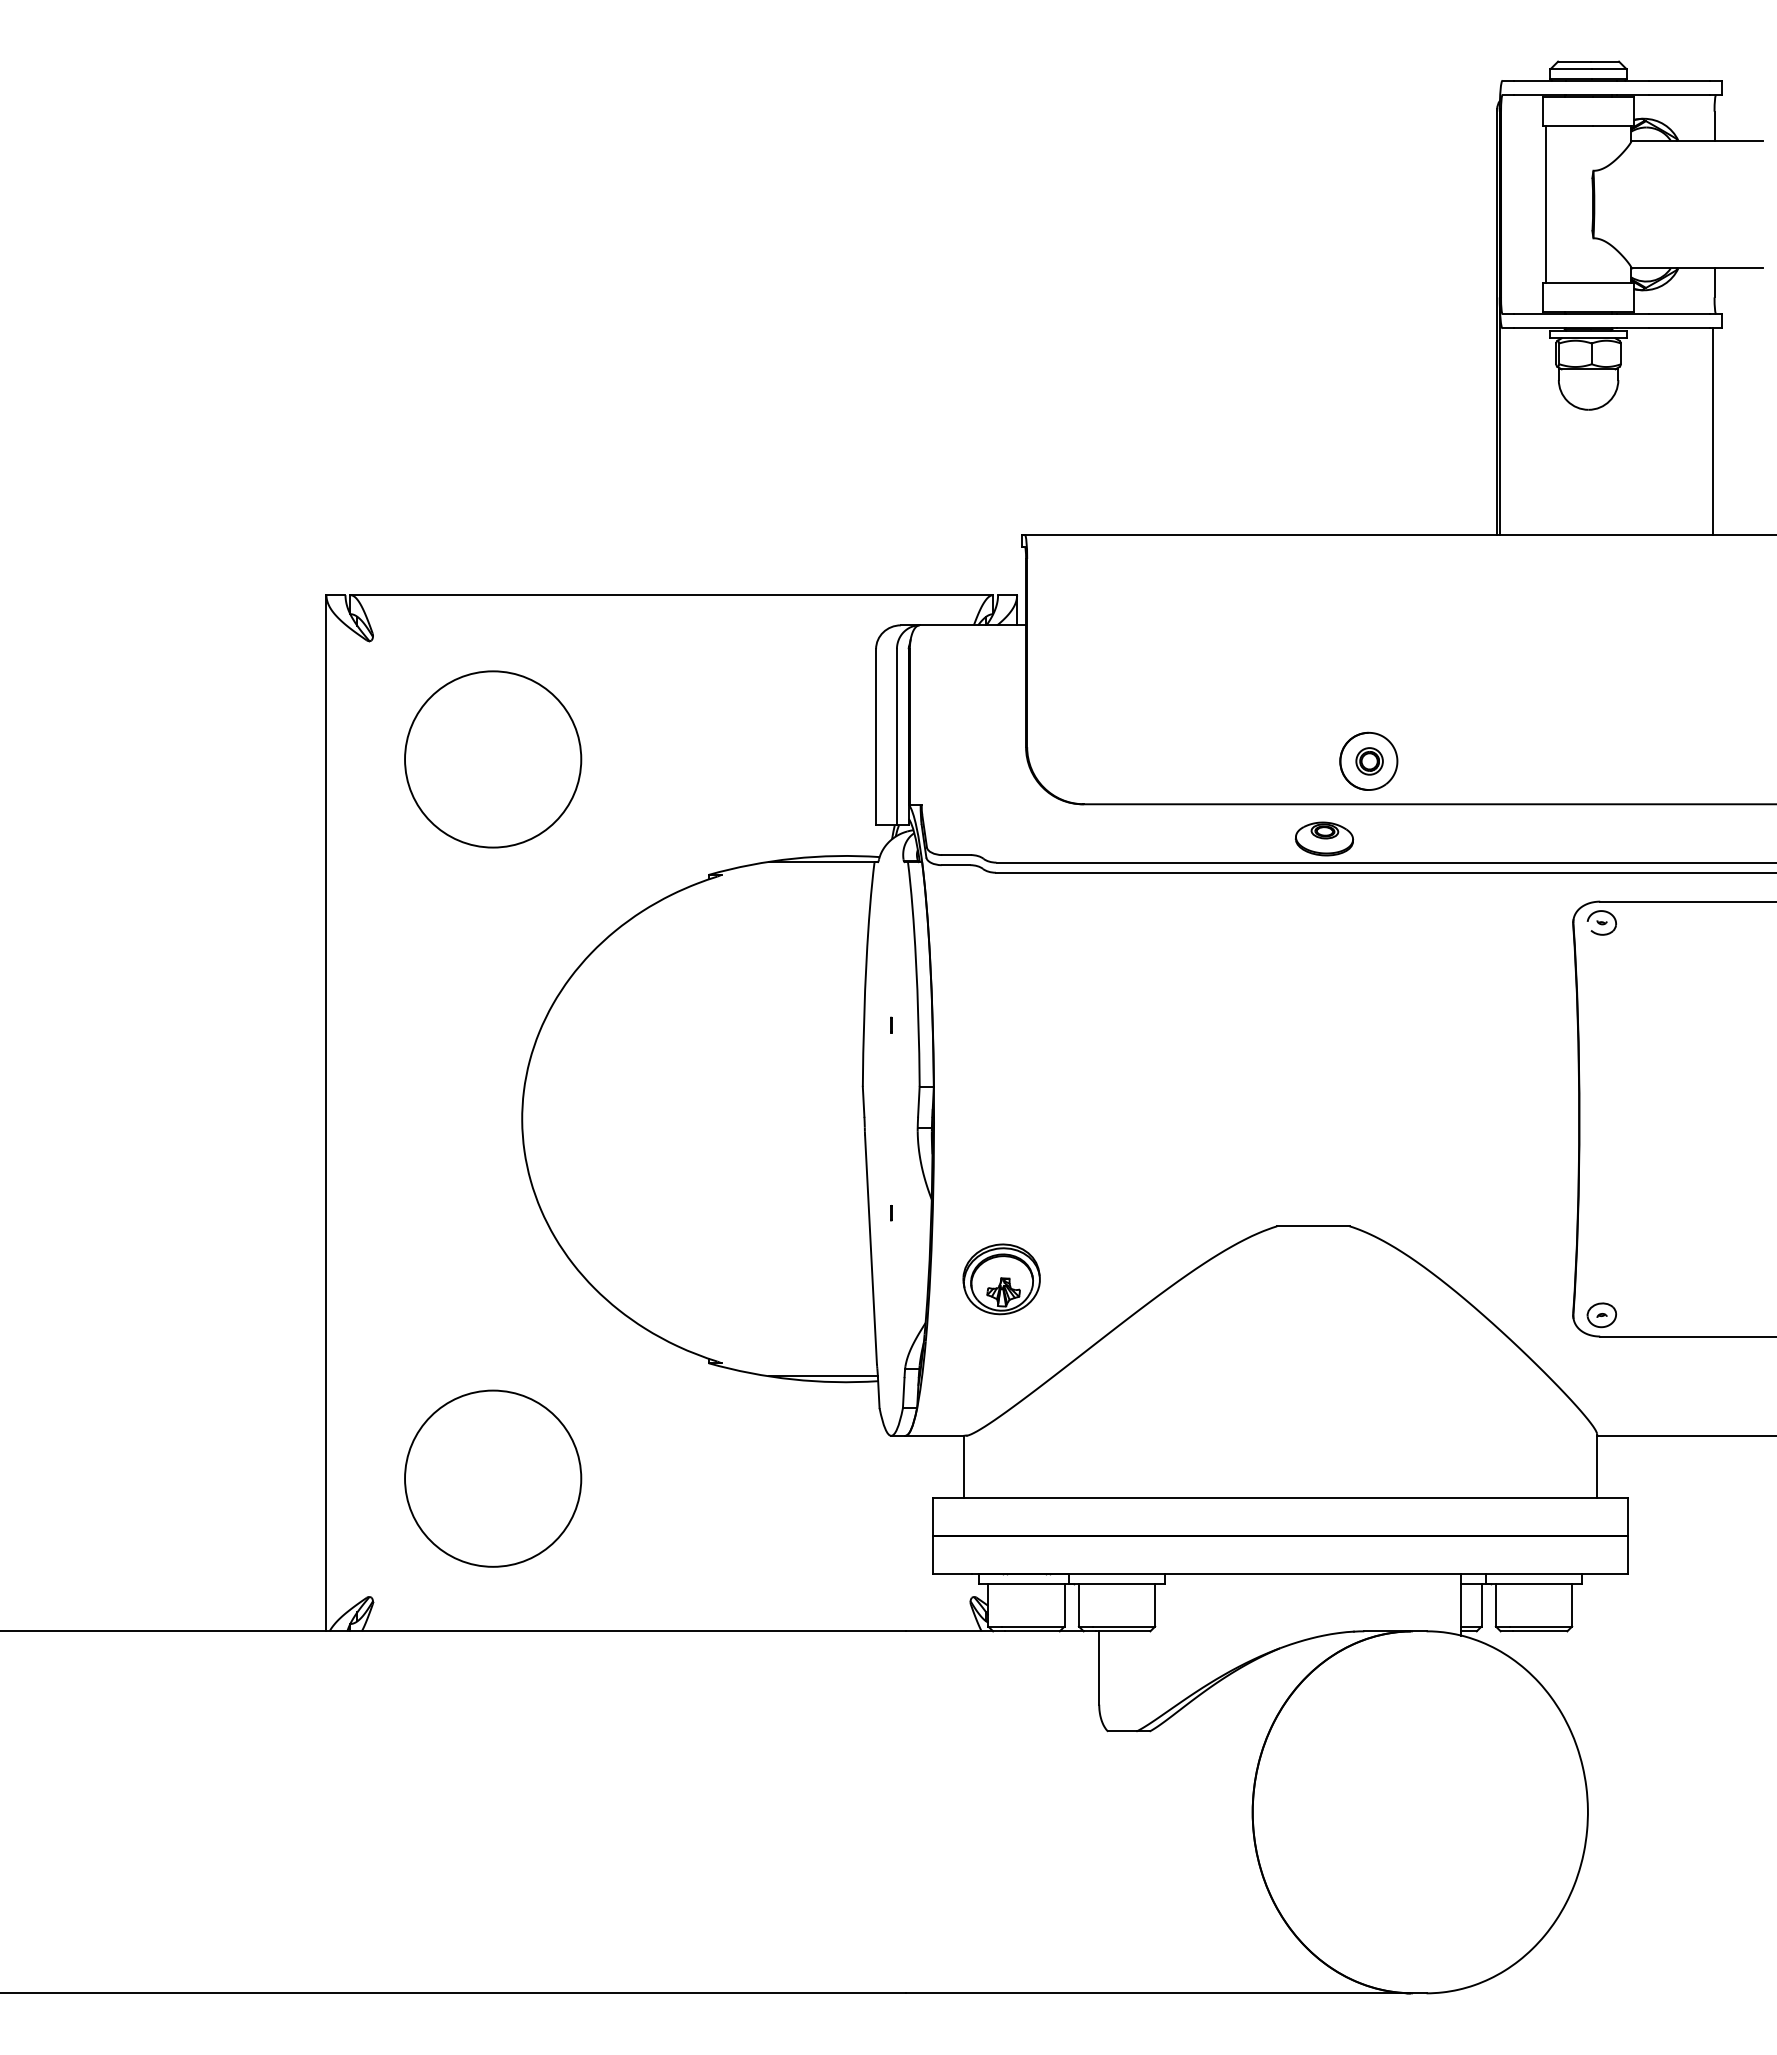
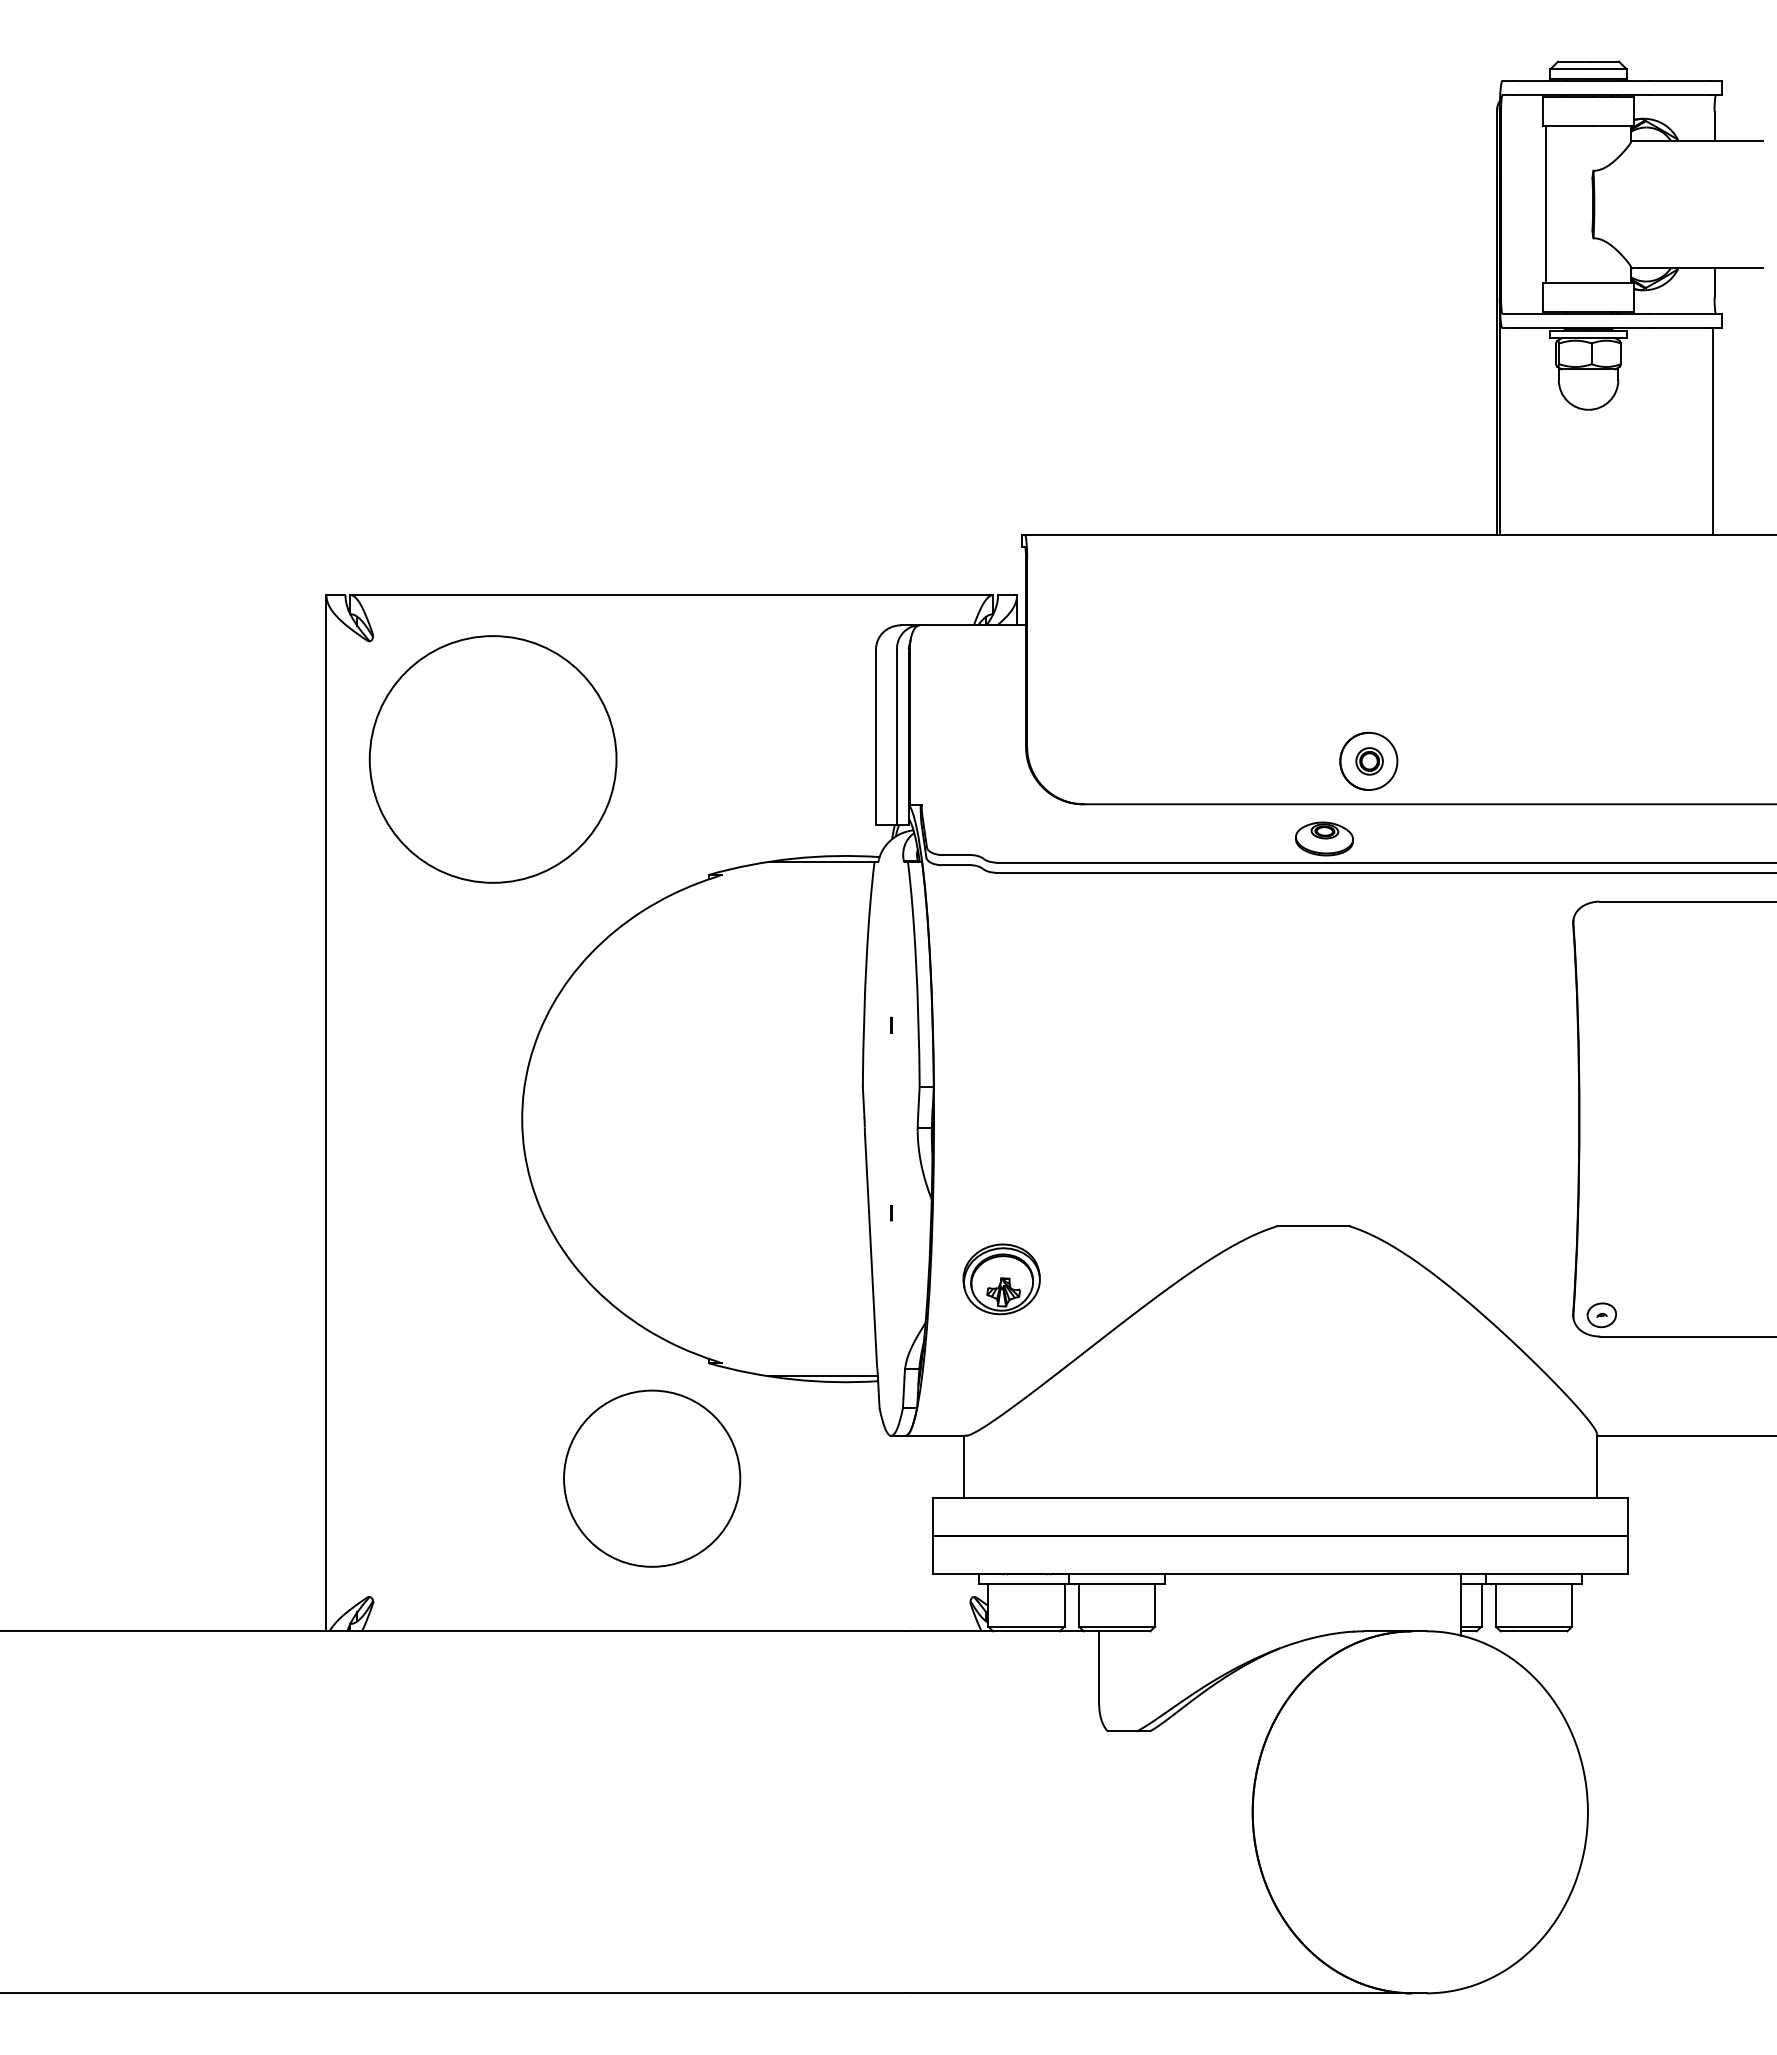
circle diameter: 176 px -> 247 px (492, 759)
part: present -> none (1601, 922)
circle position: (493, 1478) -> (652, 1478) (652, 1478)
